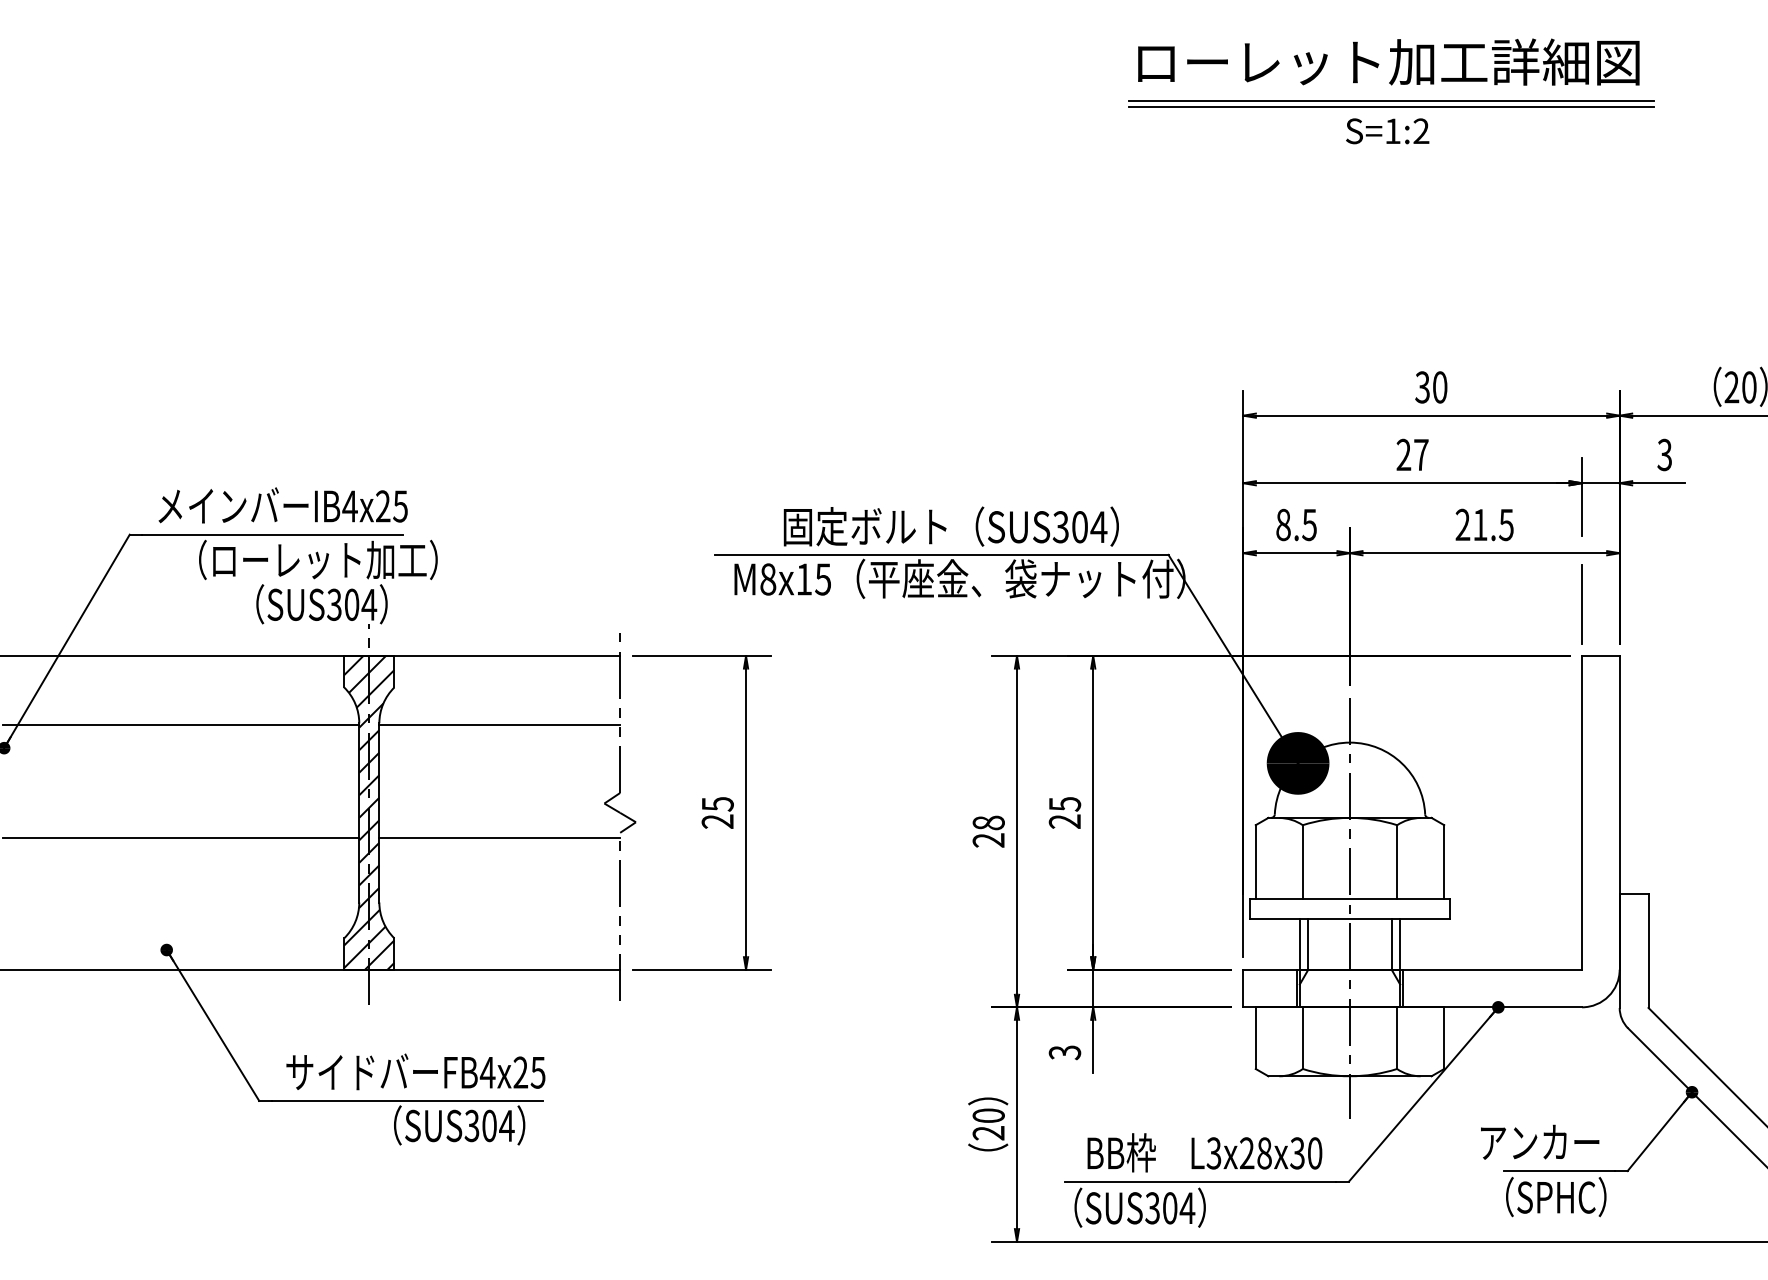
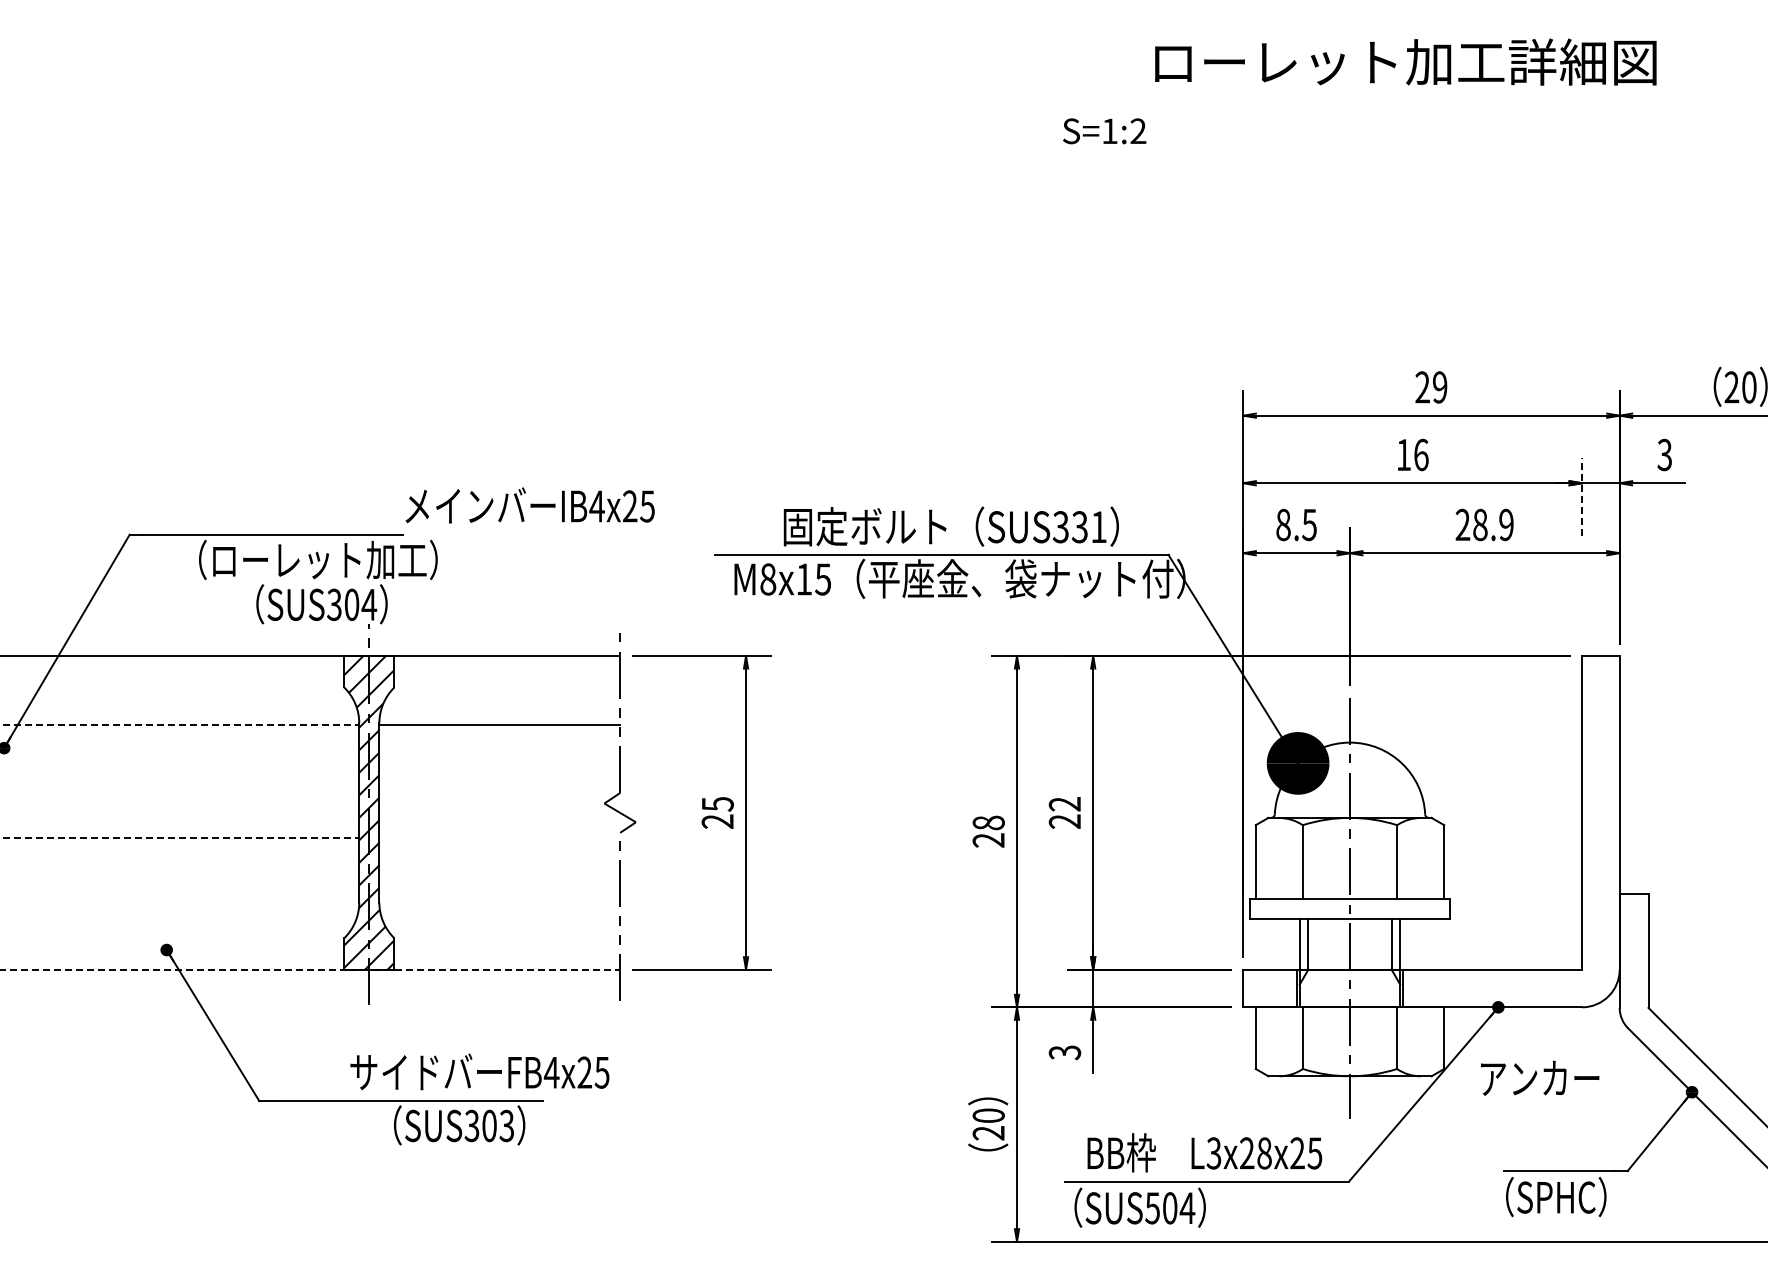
text position: (1388, 61) -> (1405, 61) (1405, 61)
line: present -> none (1391, 101)
line: present -> none (1391, 107)
text position: (1387, 131) -> (1104, 131) (1104, 131)
text: 30 -> 29 (1431, 387)
text: 27 -> 16 (1412, 454)
line: solid -> dashed (1582, 496)
text position: (282, 505) -> (529, 505) (529, 505)
text: 21.5 -> 28.9 (1493, 524)
text: SUS304 -> SUS331 (1089, 527)
line: present -> none (1582, 603)
line: solid -> dashed (181, 725)
text: 25 -> 22 (1064, 804)
line: solid -> dashed (181, 837)
line: present -> none (499, 837)
line: solid -> dashed (310, 969)
text position: (415, 1071) -> (479, 1071) (479, 1071)
text: SUS304 -> SUS303 (506, 1125)
text position: (1540, 1141) -> (1540, 1077) (1540, 1077)
text: L3x28x30 -> L3x28x25 (1306, 1153)
text: SUS304 -> SUS504 (1152, 1207)
